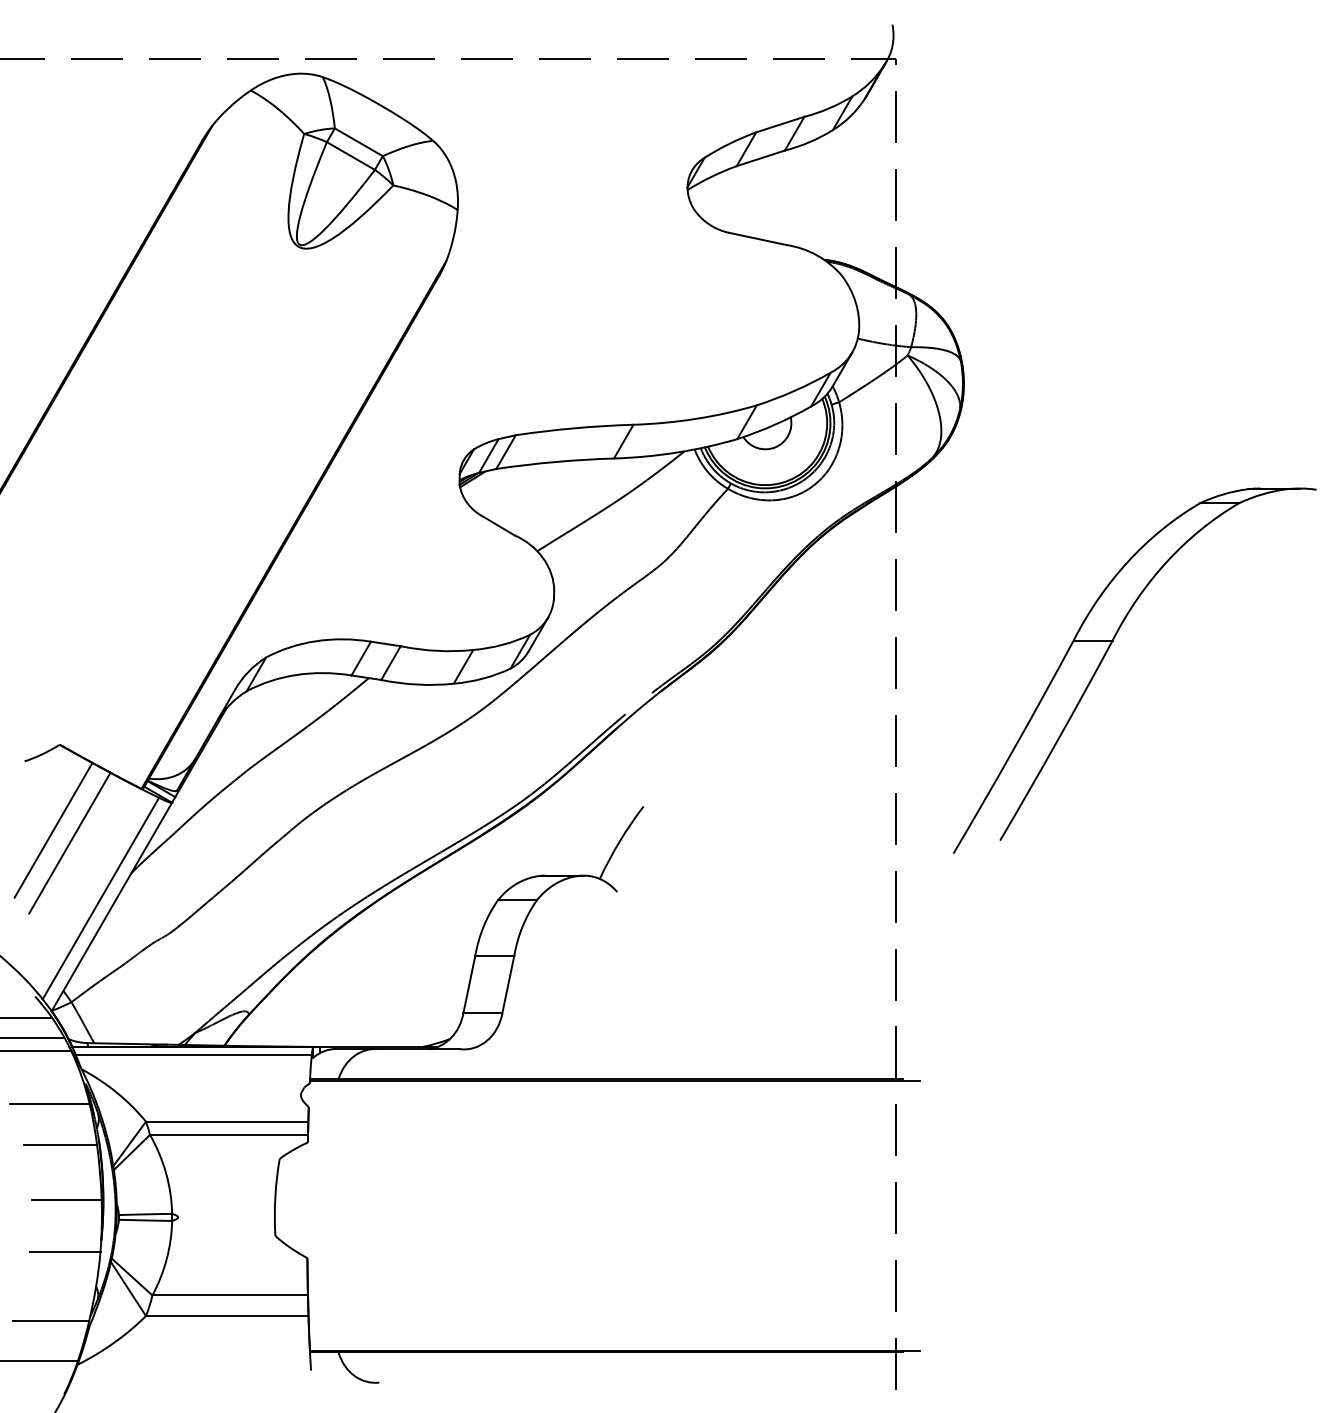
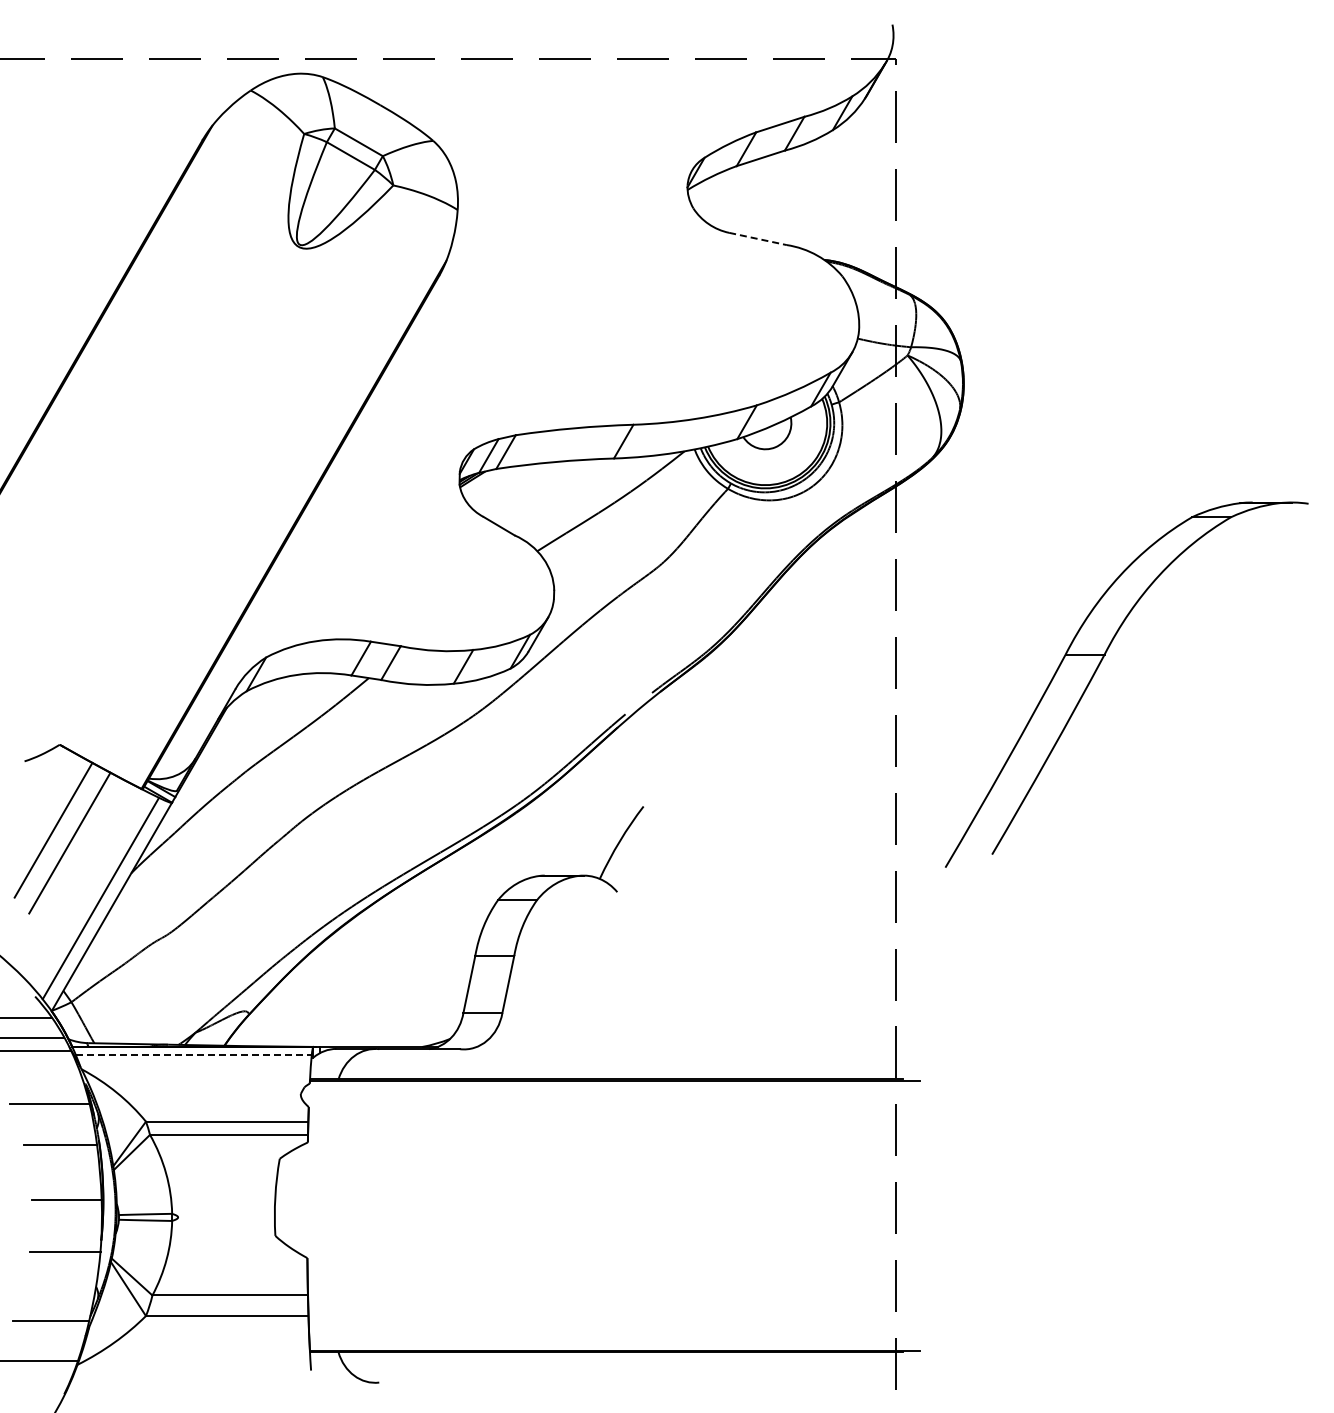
line: solid -> dashed (758, 239)
part position: (1105, 656) -> (1097, 670) (1097, 670)
line: solid -> dashed (193, 1054)
